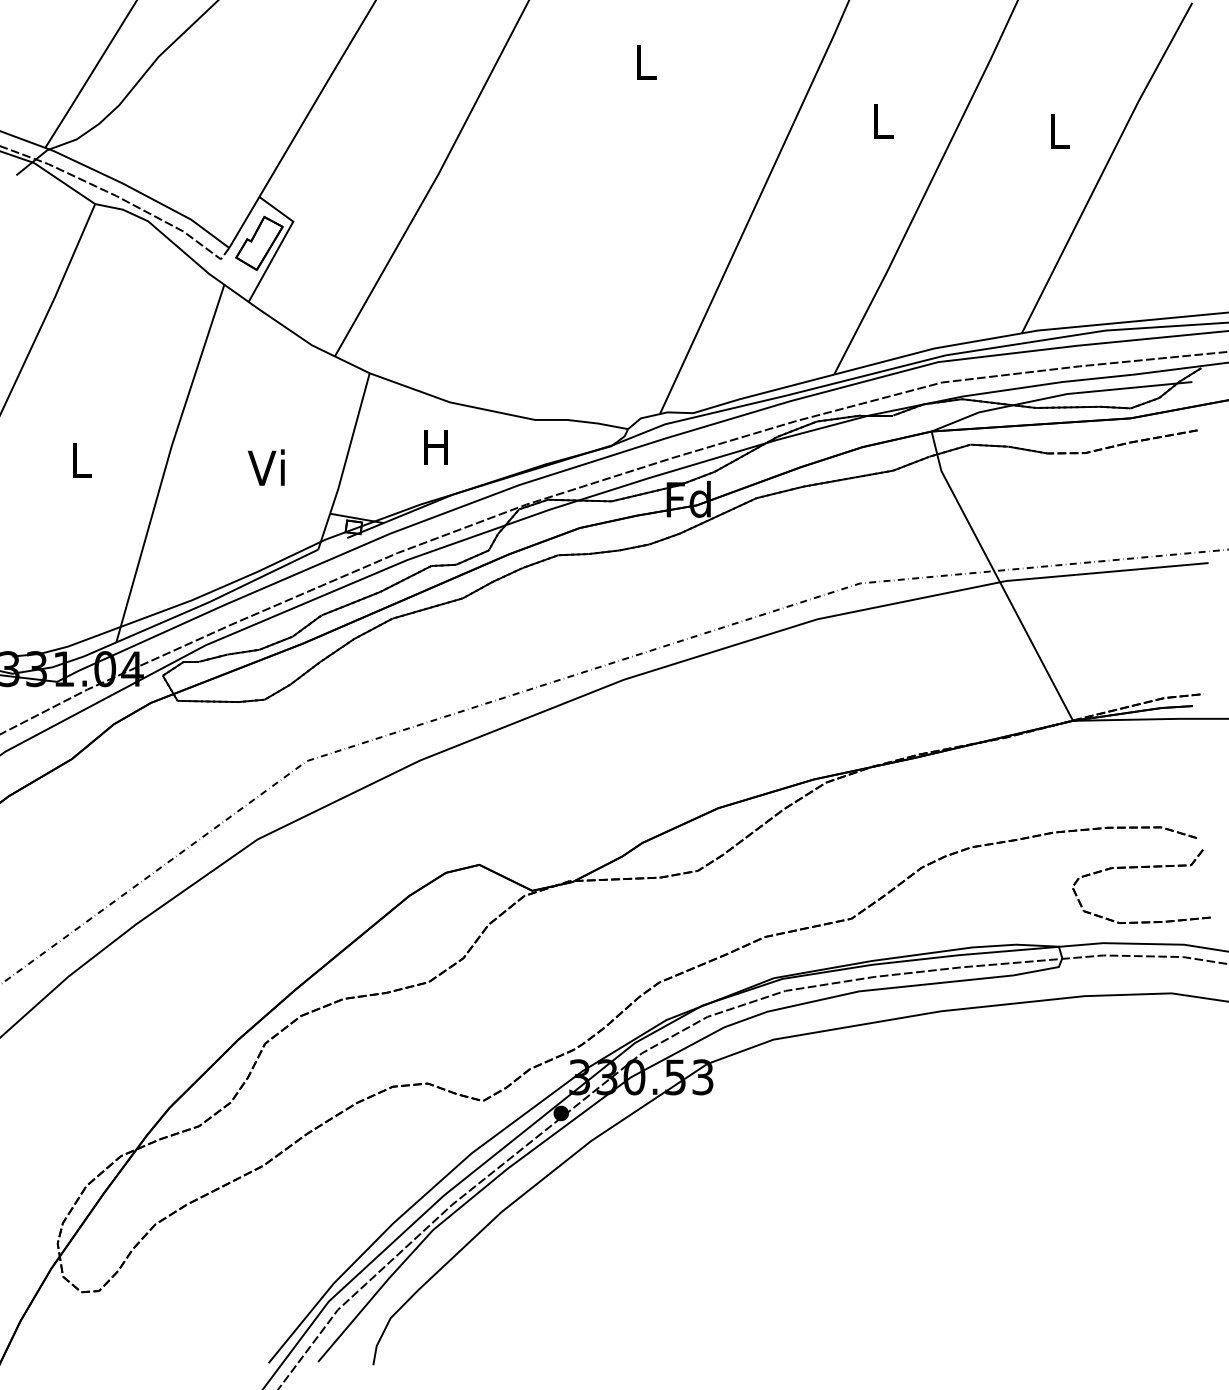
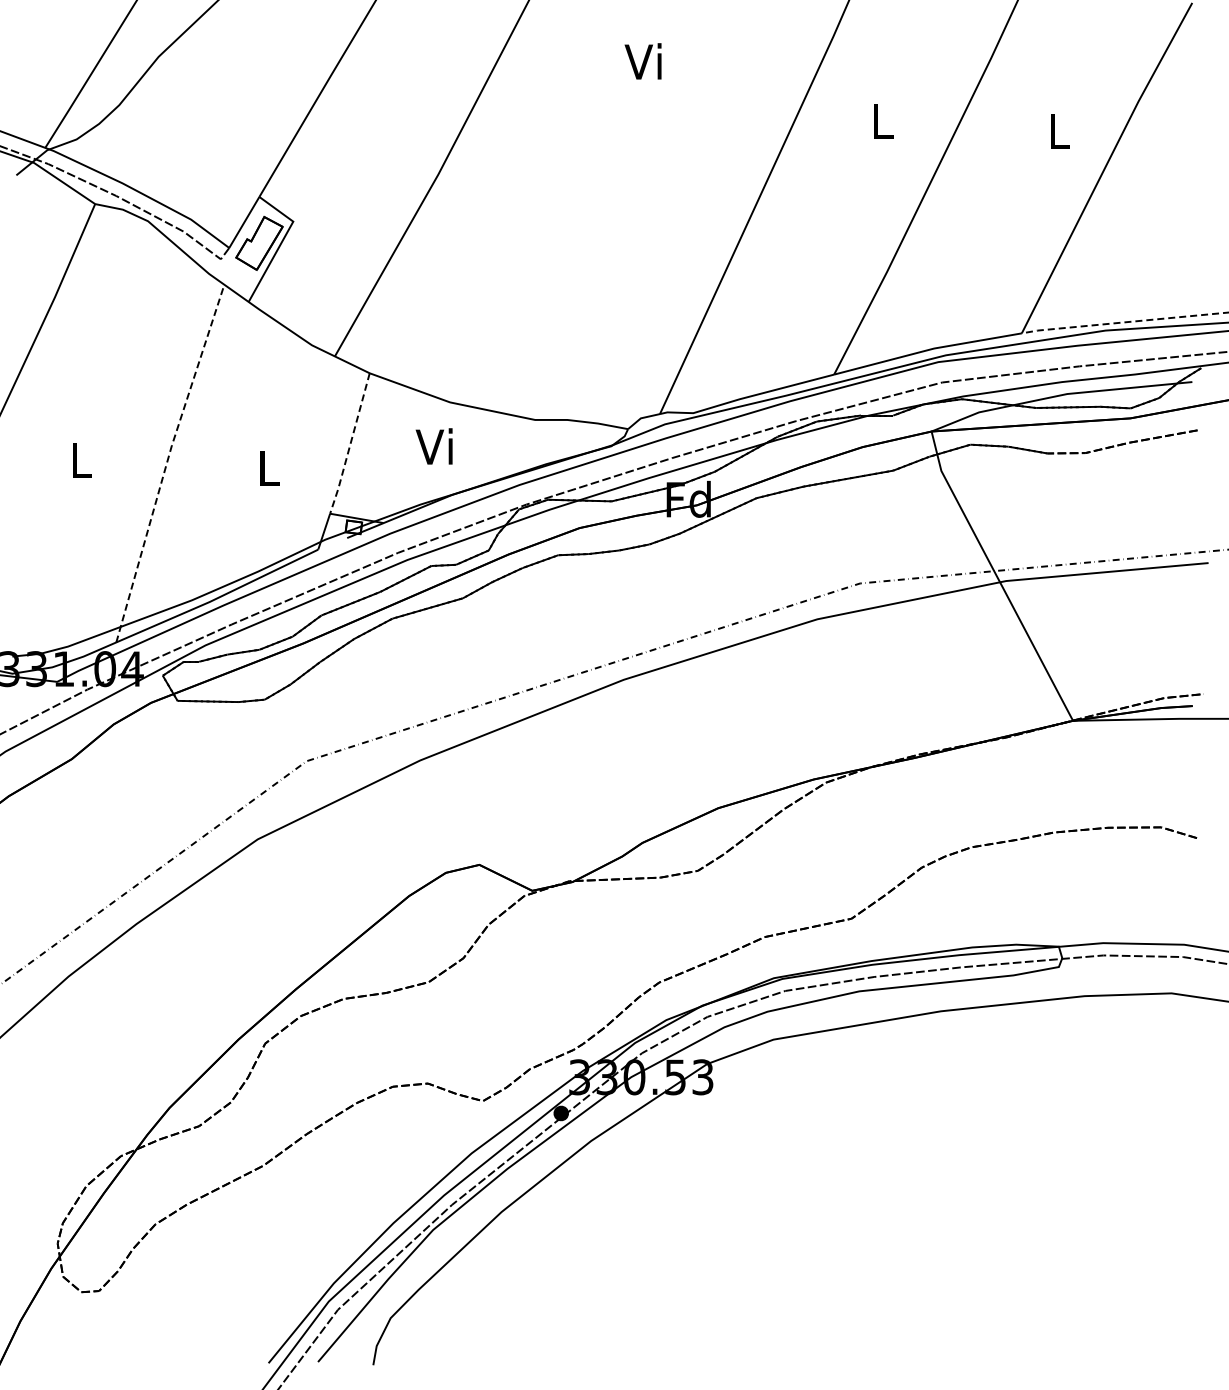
text: L -> Vi (642, 61)
line: solid -> dashed (1124, 322)
line: solid -> dashed (350, 444)
text: H -> Vi (433, 446)
line: solid -> dashed (167, 462)
text: Vi -> L (266, 467)
part: present -> none (1137, 868)
